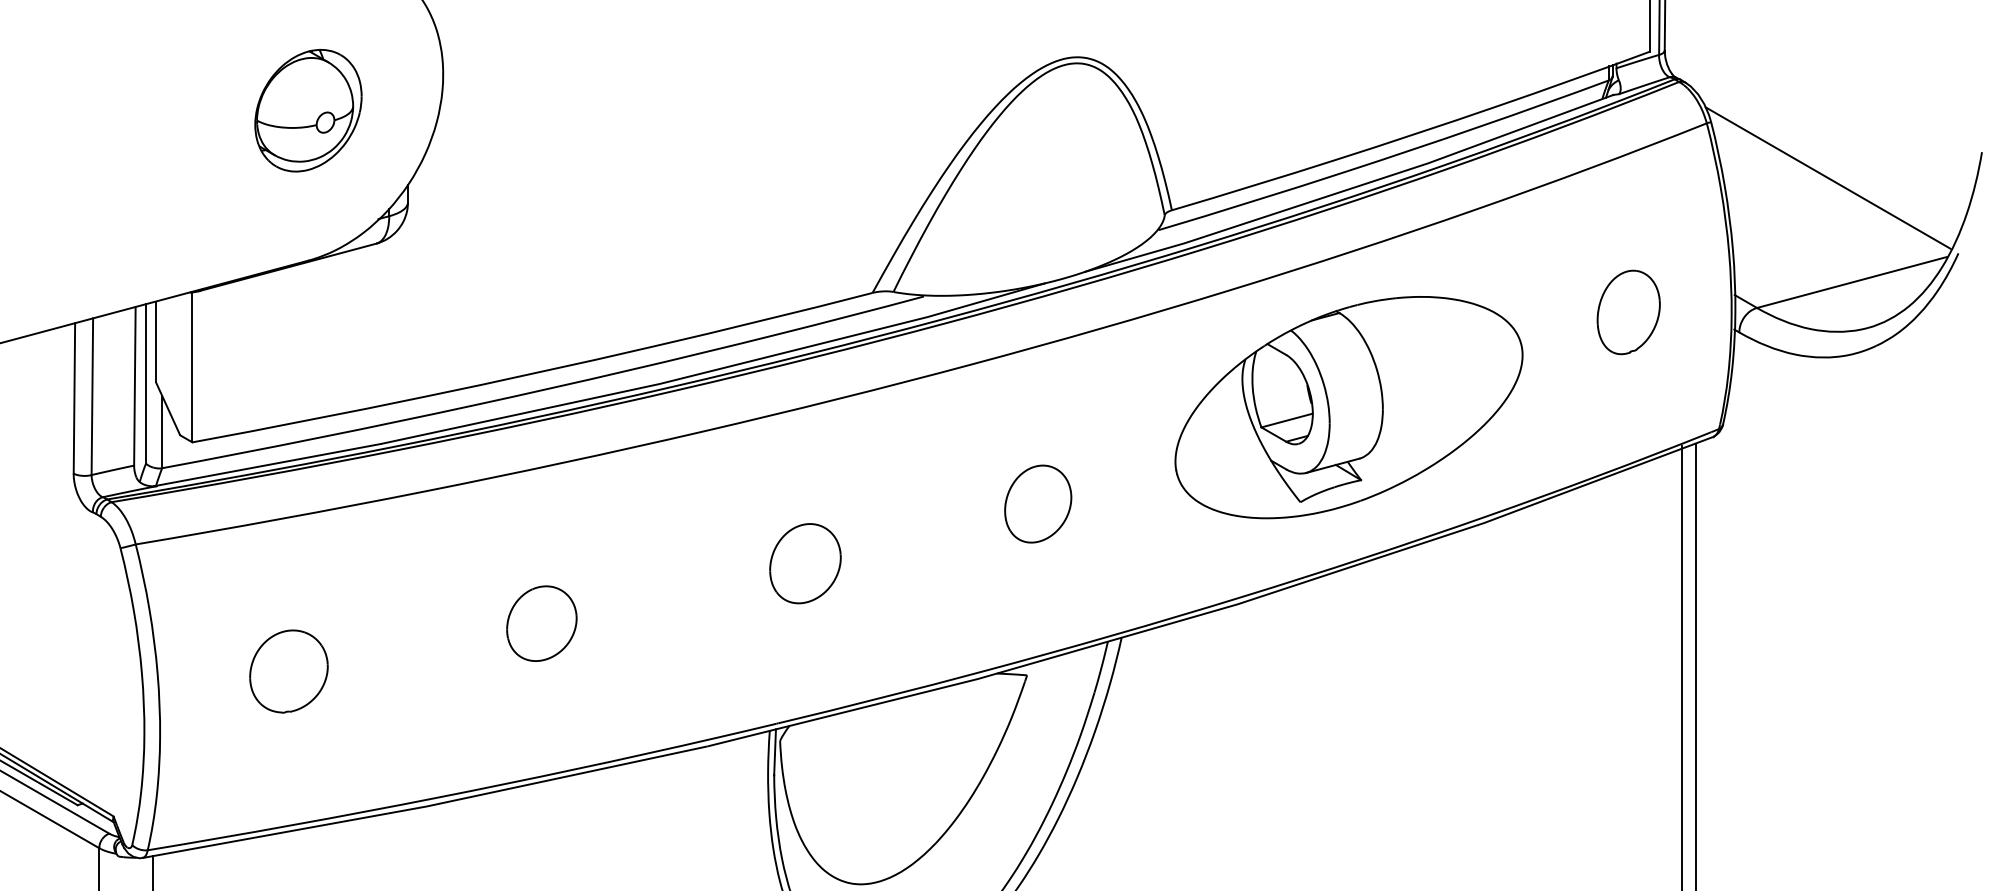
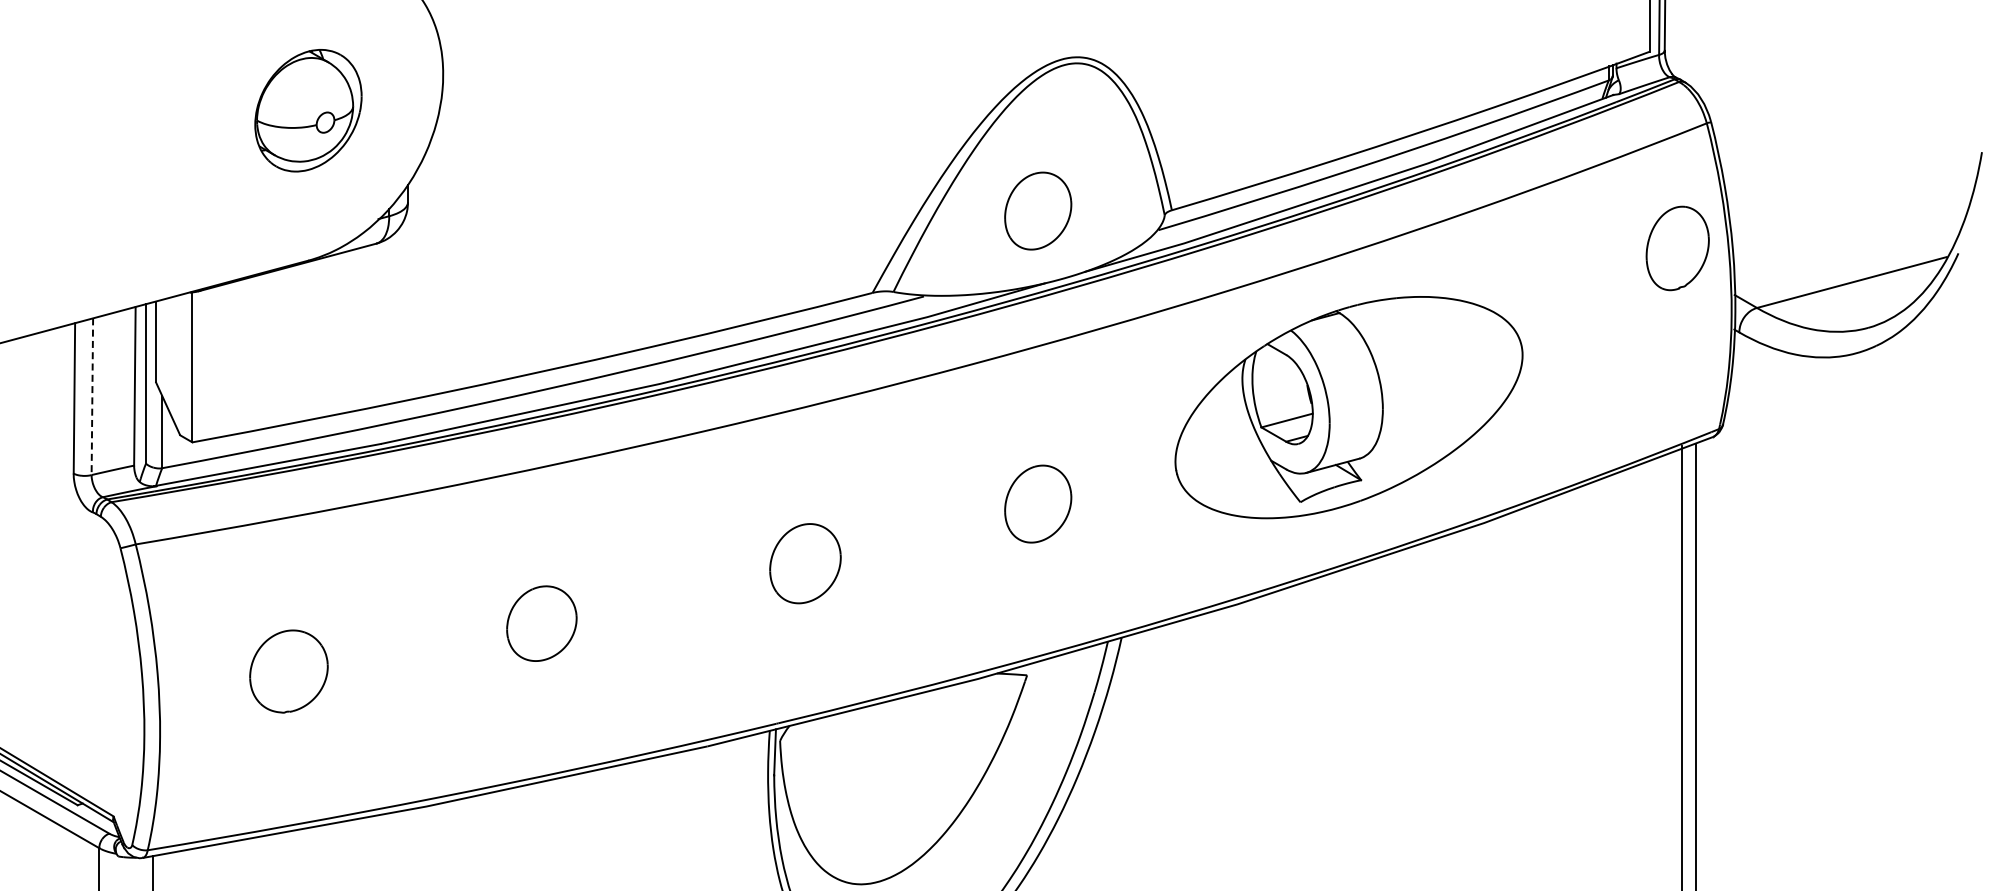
line: present -> none (1827, 177)
part: none -> present (1038, 210)
part position: (1628, 312) -> (1677, 248) (1677, 248)
line: solid -> dashed (92, 397)
